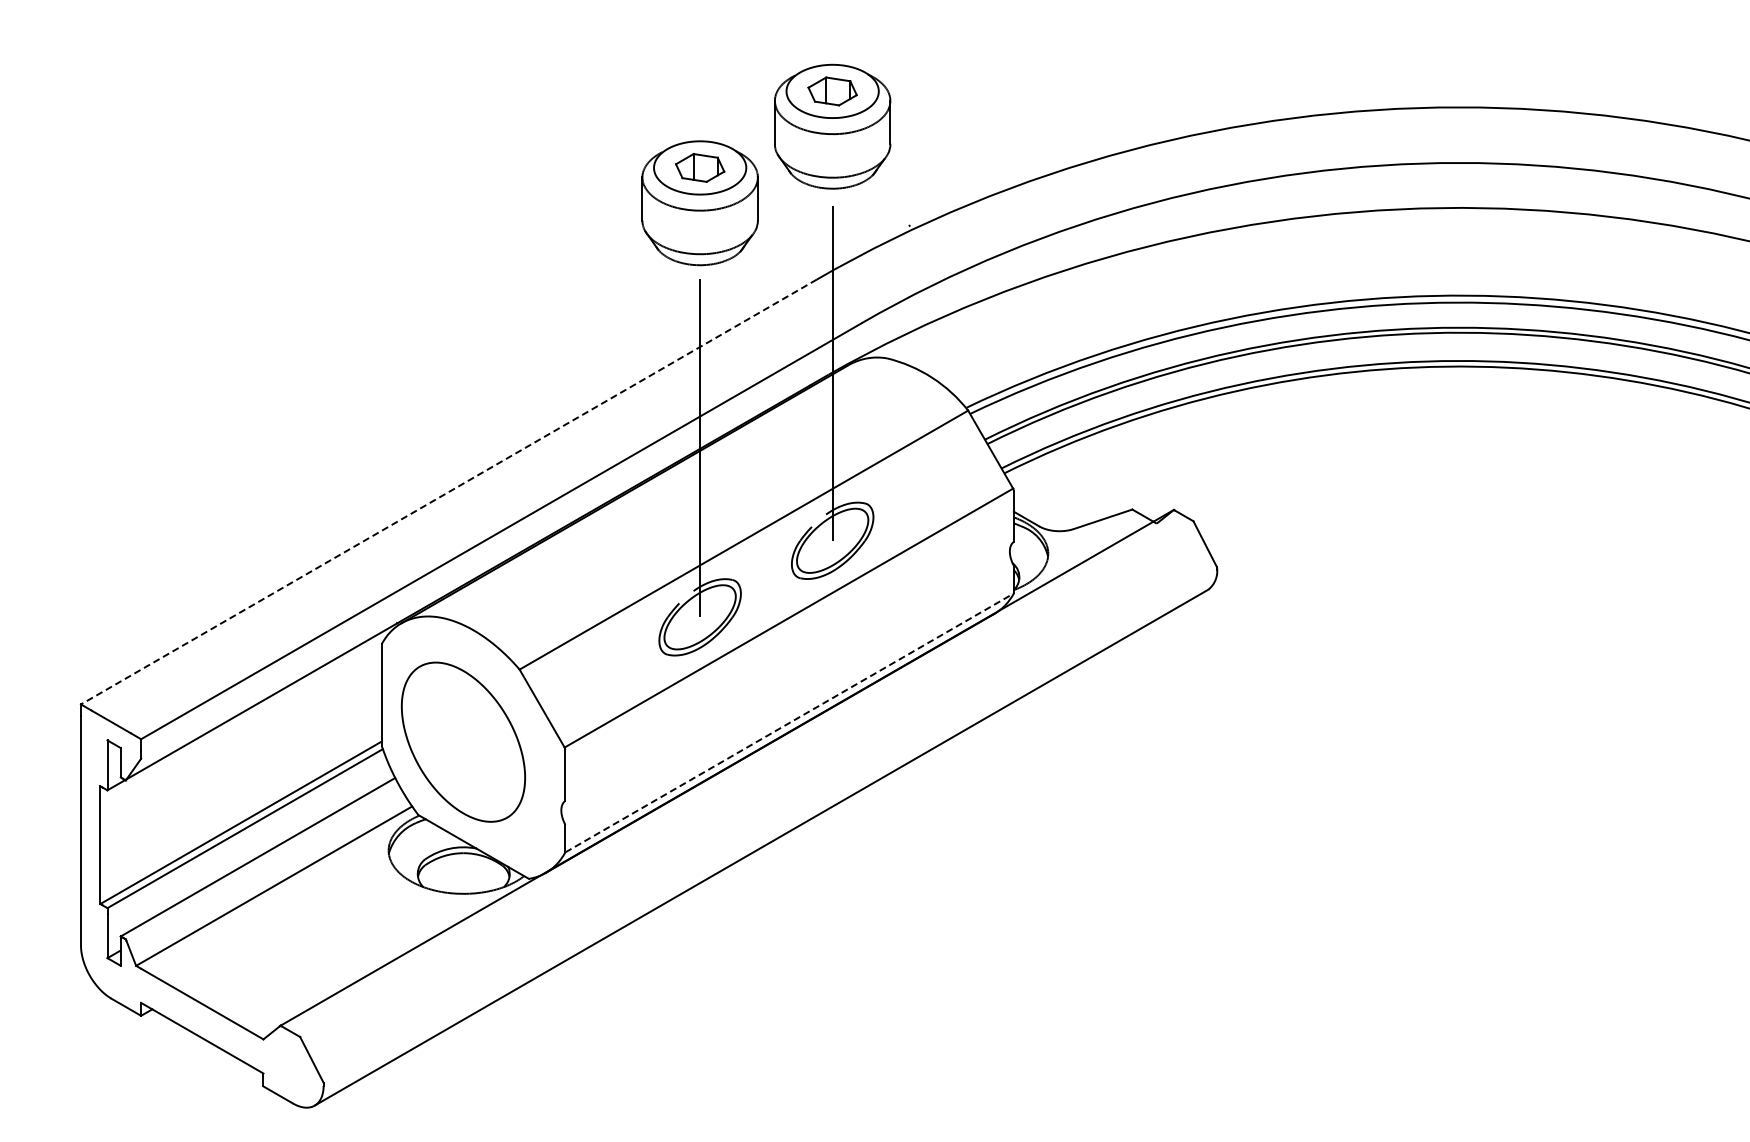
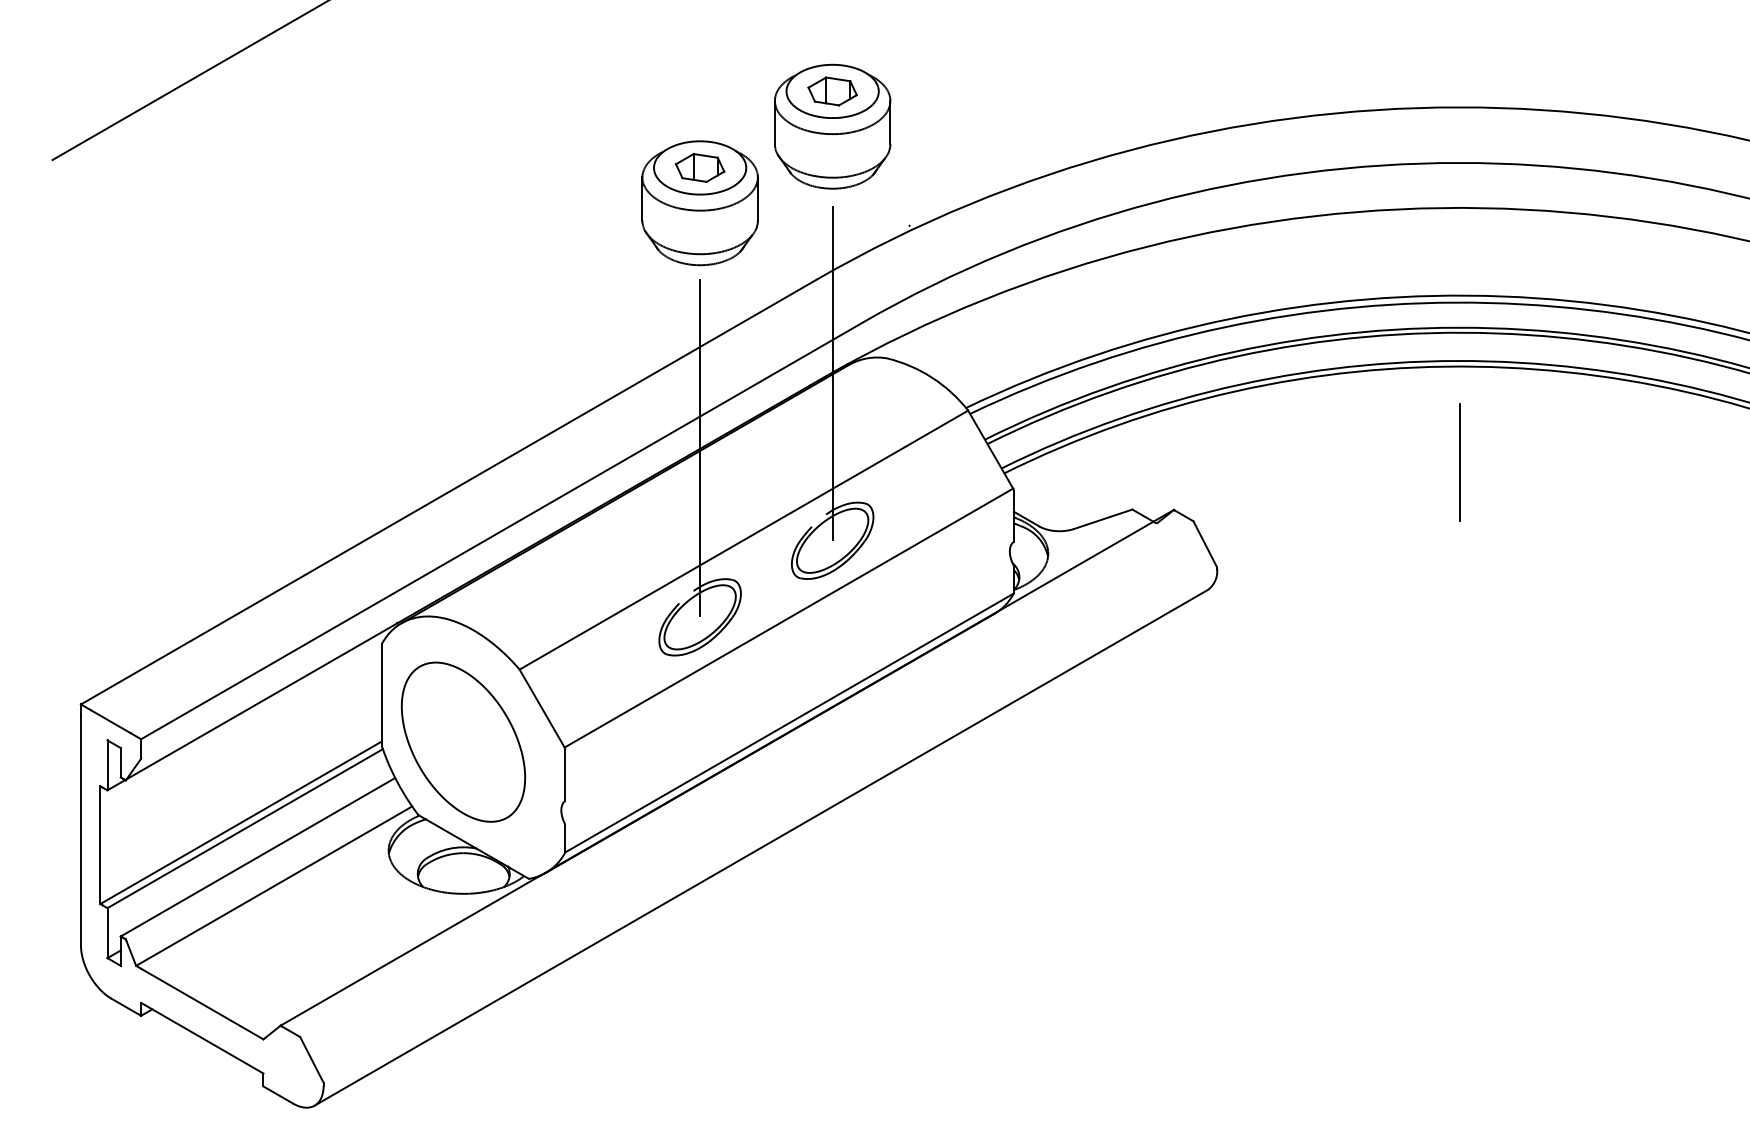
line: none -> present (188, 81)
line: none -> present (1459, 462)
line: dashed -> solid (448, 492)
line: dashed -> solid (789, 722)
